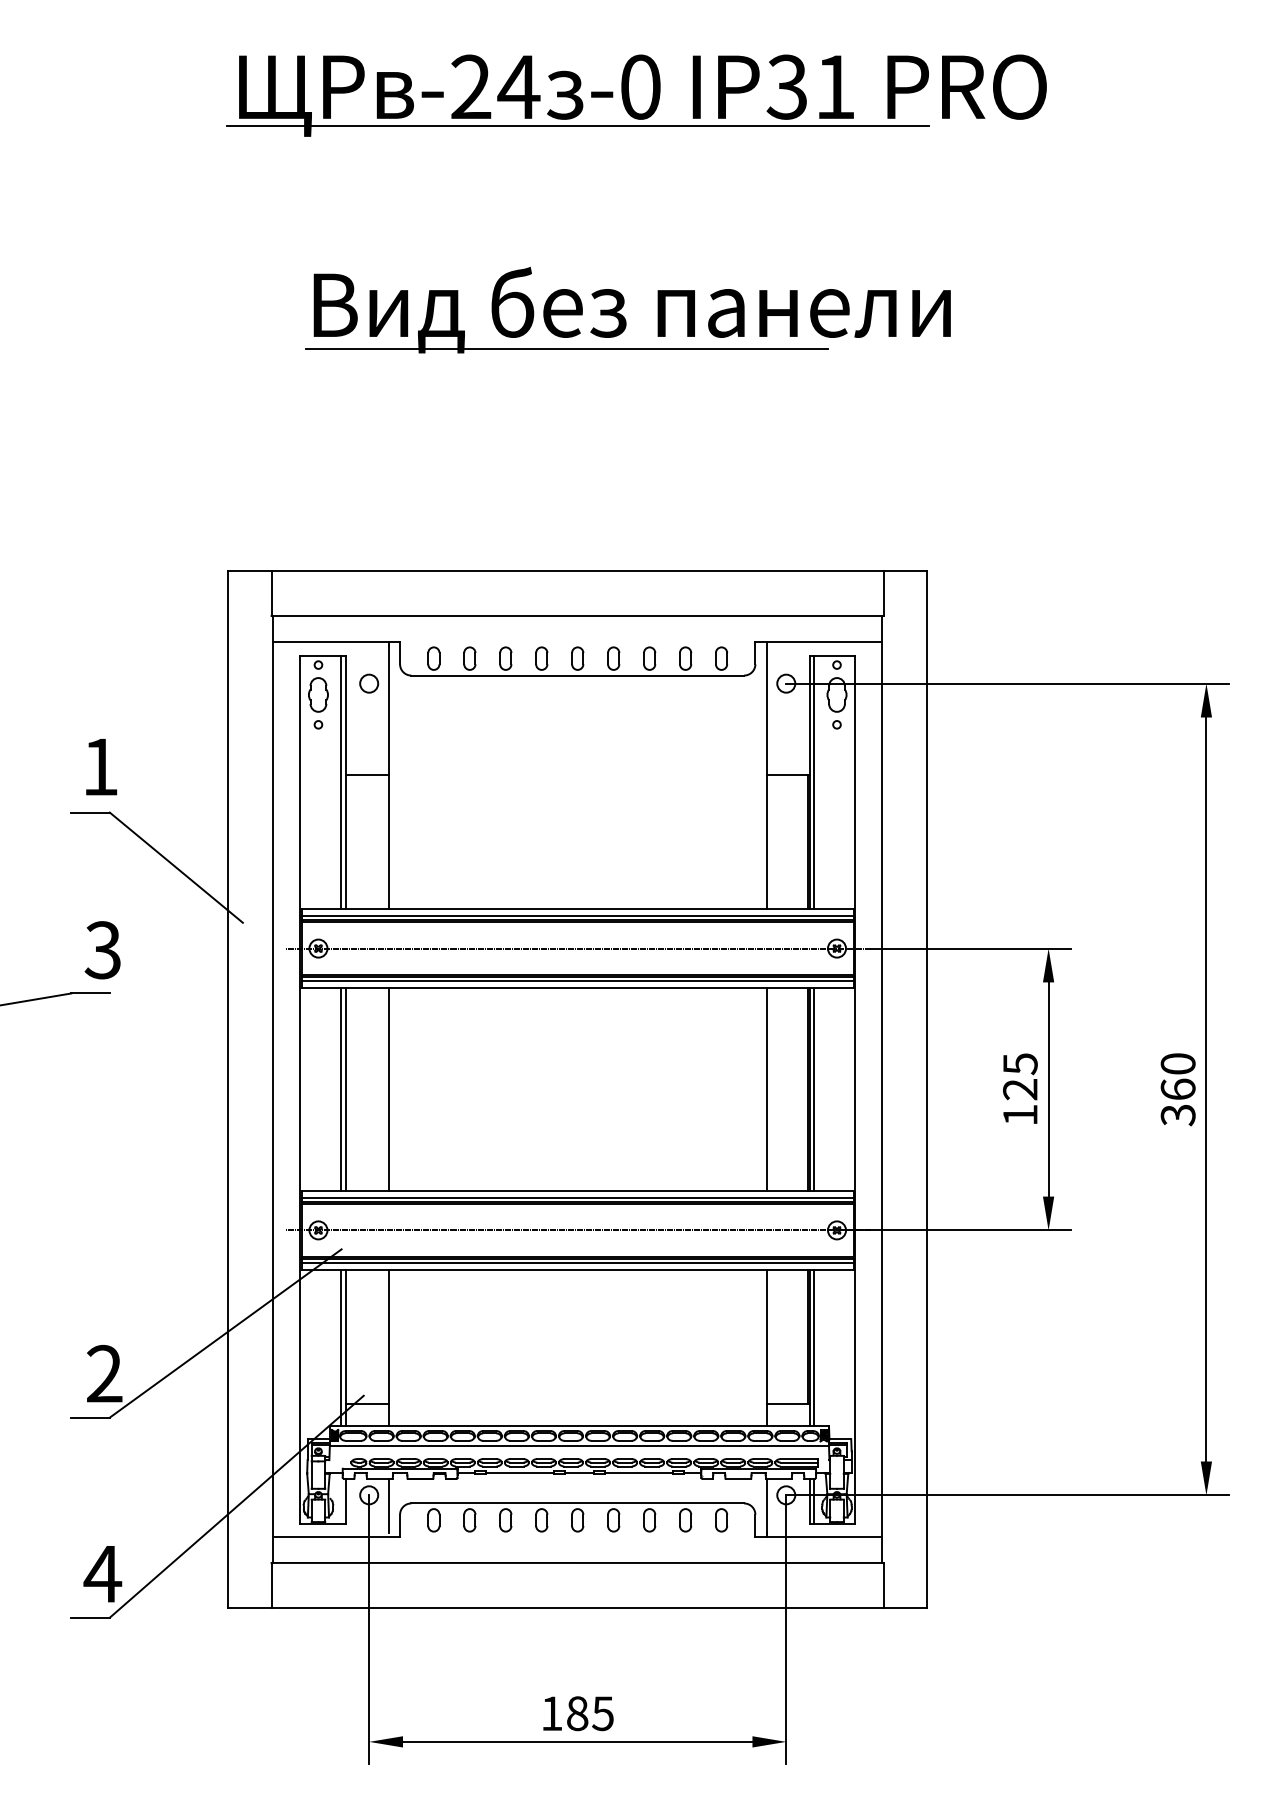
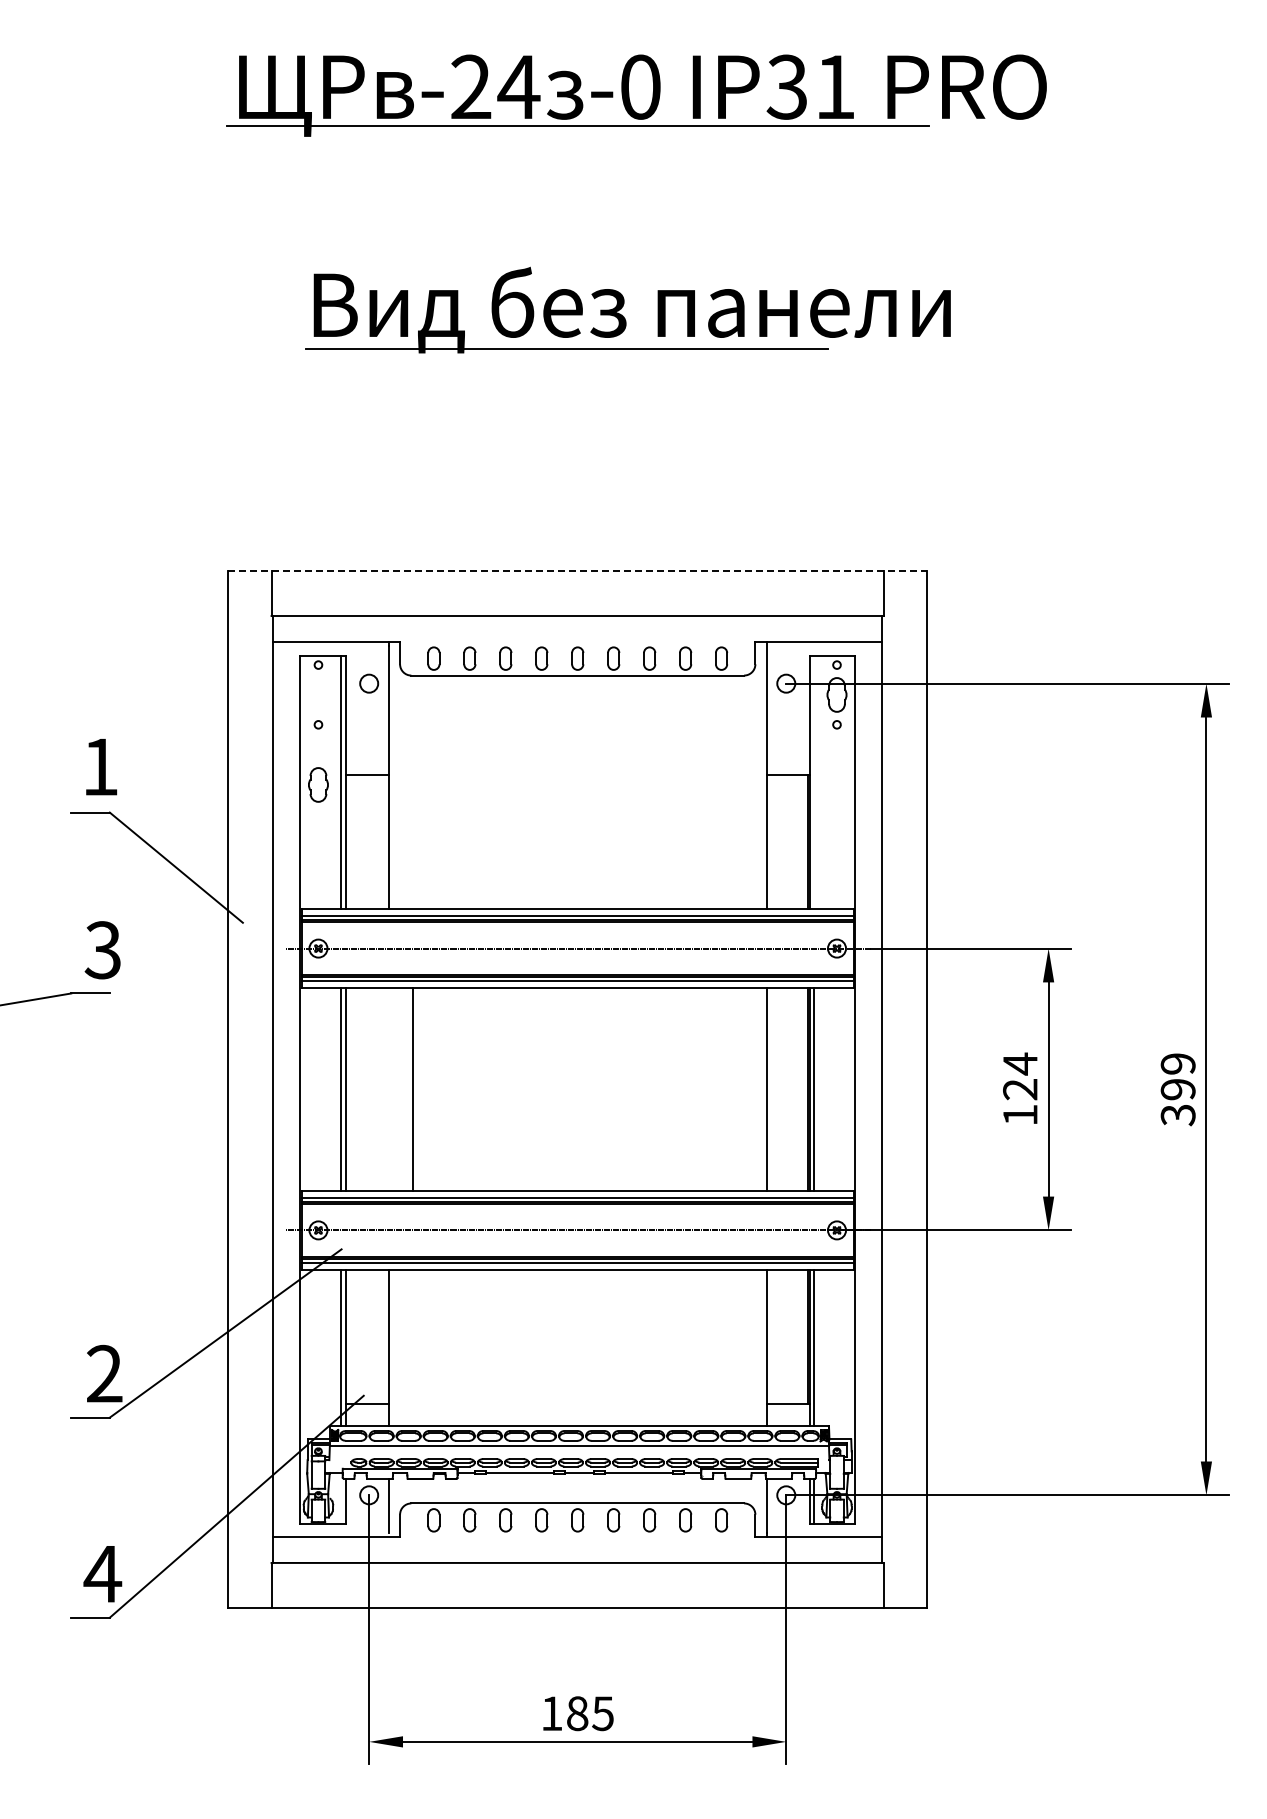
line: solid -> dashed (578, 570)
part position: (318, 694) -> (318, 784) (318, 784)
line: present -> none (814, 781)
text: 125 -> 124 (1020, 1063)
text: 360 -> 399 (1177, 1076)
line position: (388, 1089) -> (412, 1089) (412, 1089)
